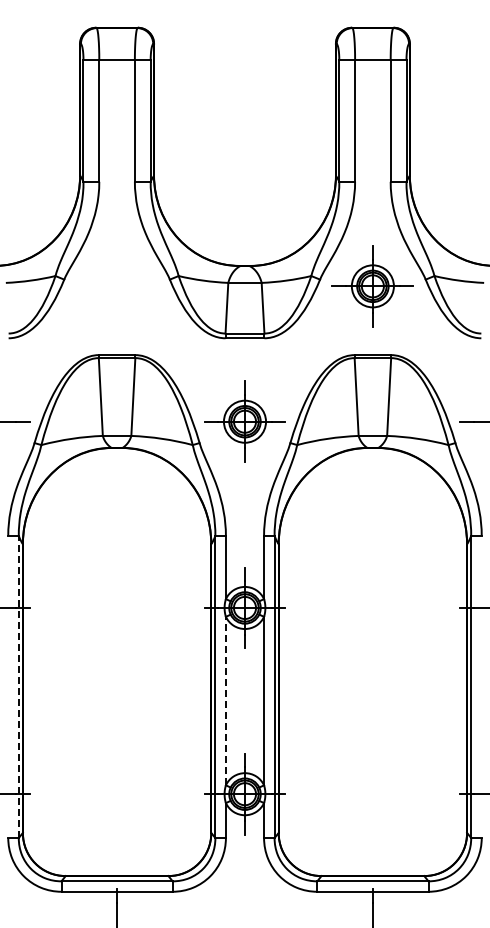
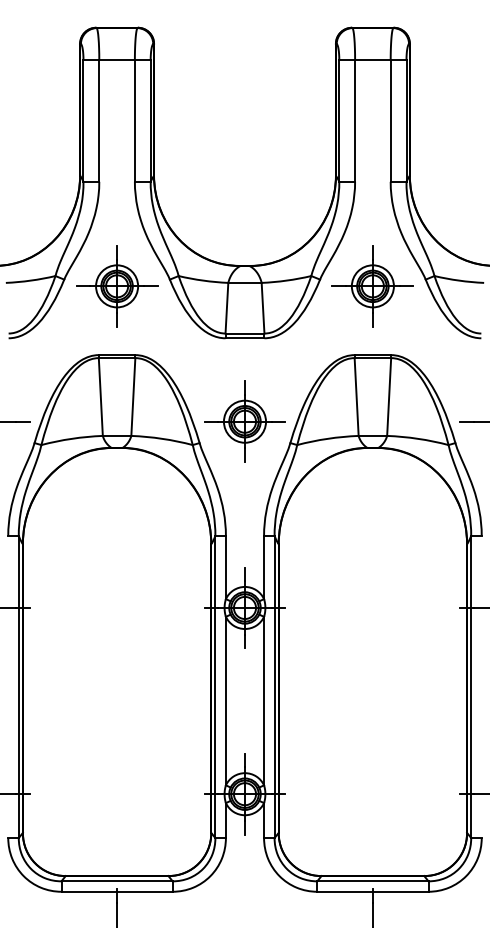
part: none -> present (117, 286)
line: dashed -> solid (18, 686)
line: dashed -> solid (225, 700)
